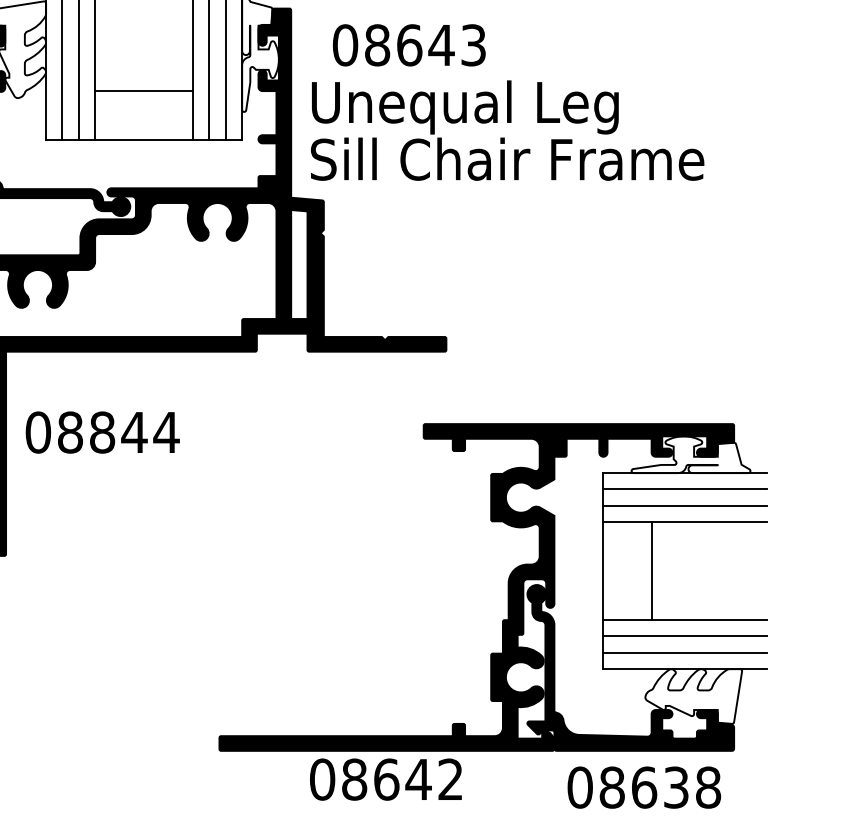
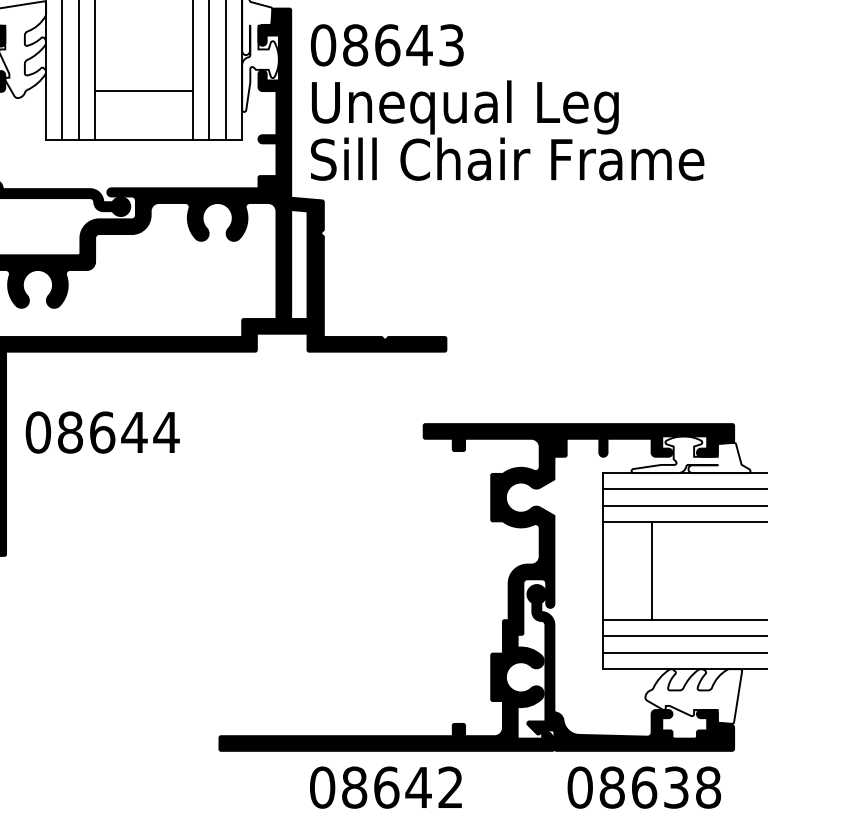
text position: (408, 45) -> (386, 45) (386, 45)
text: 08844 -> 08644 (102, 432)
text position: (385, 779) -> (385, 787) (385, 787)
